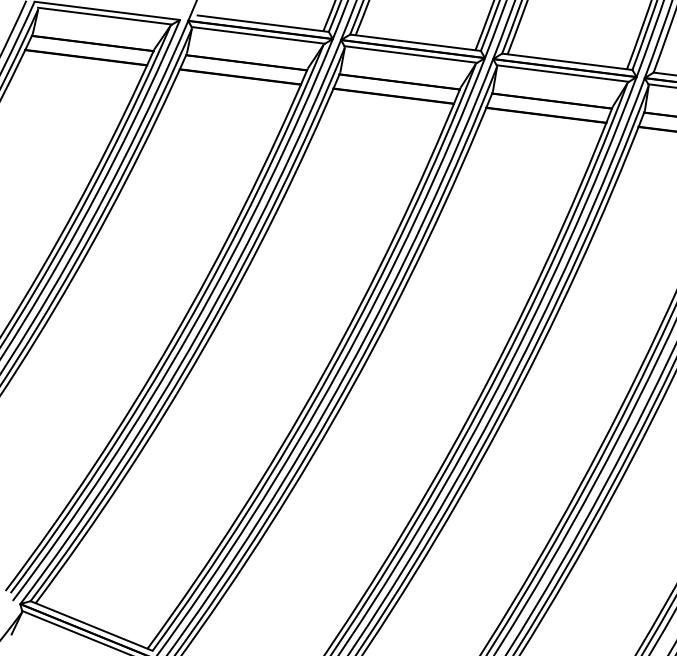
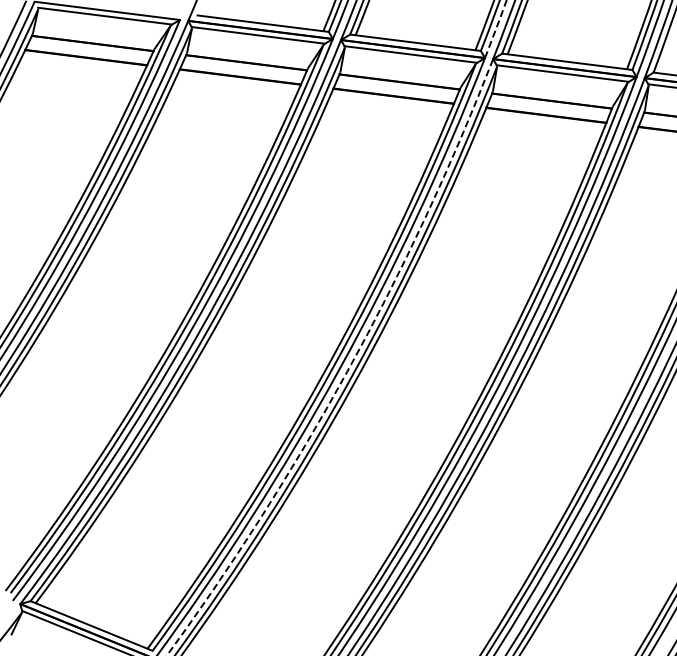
arc: solid -> dashed (496, 28)
arc: solid -> dashed (349, 367)
